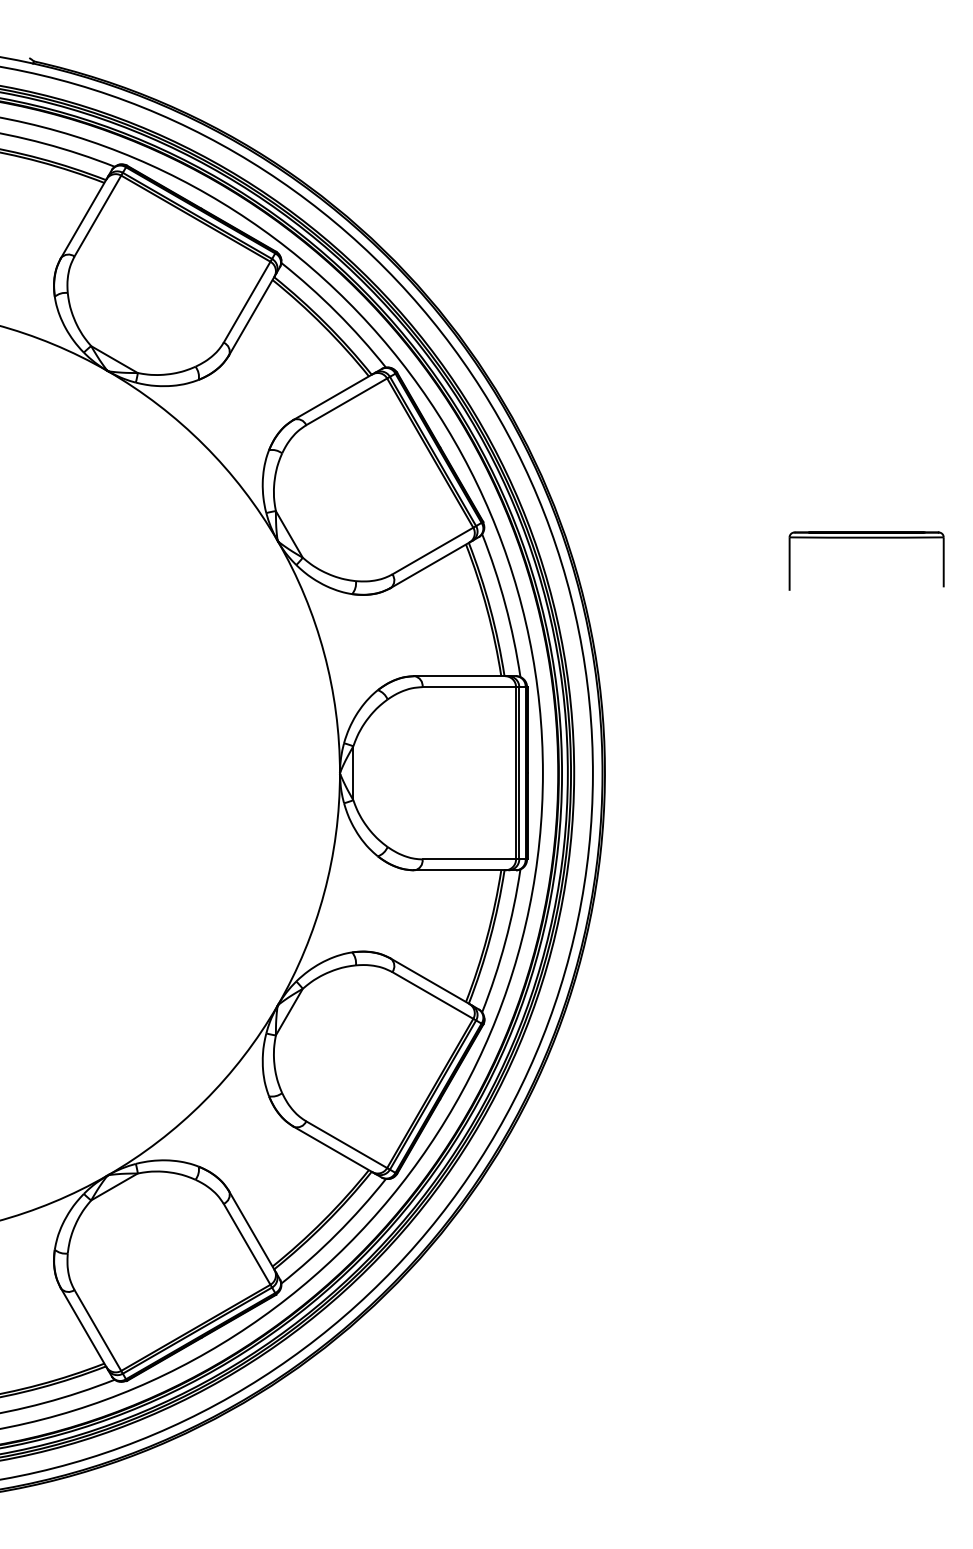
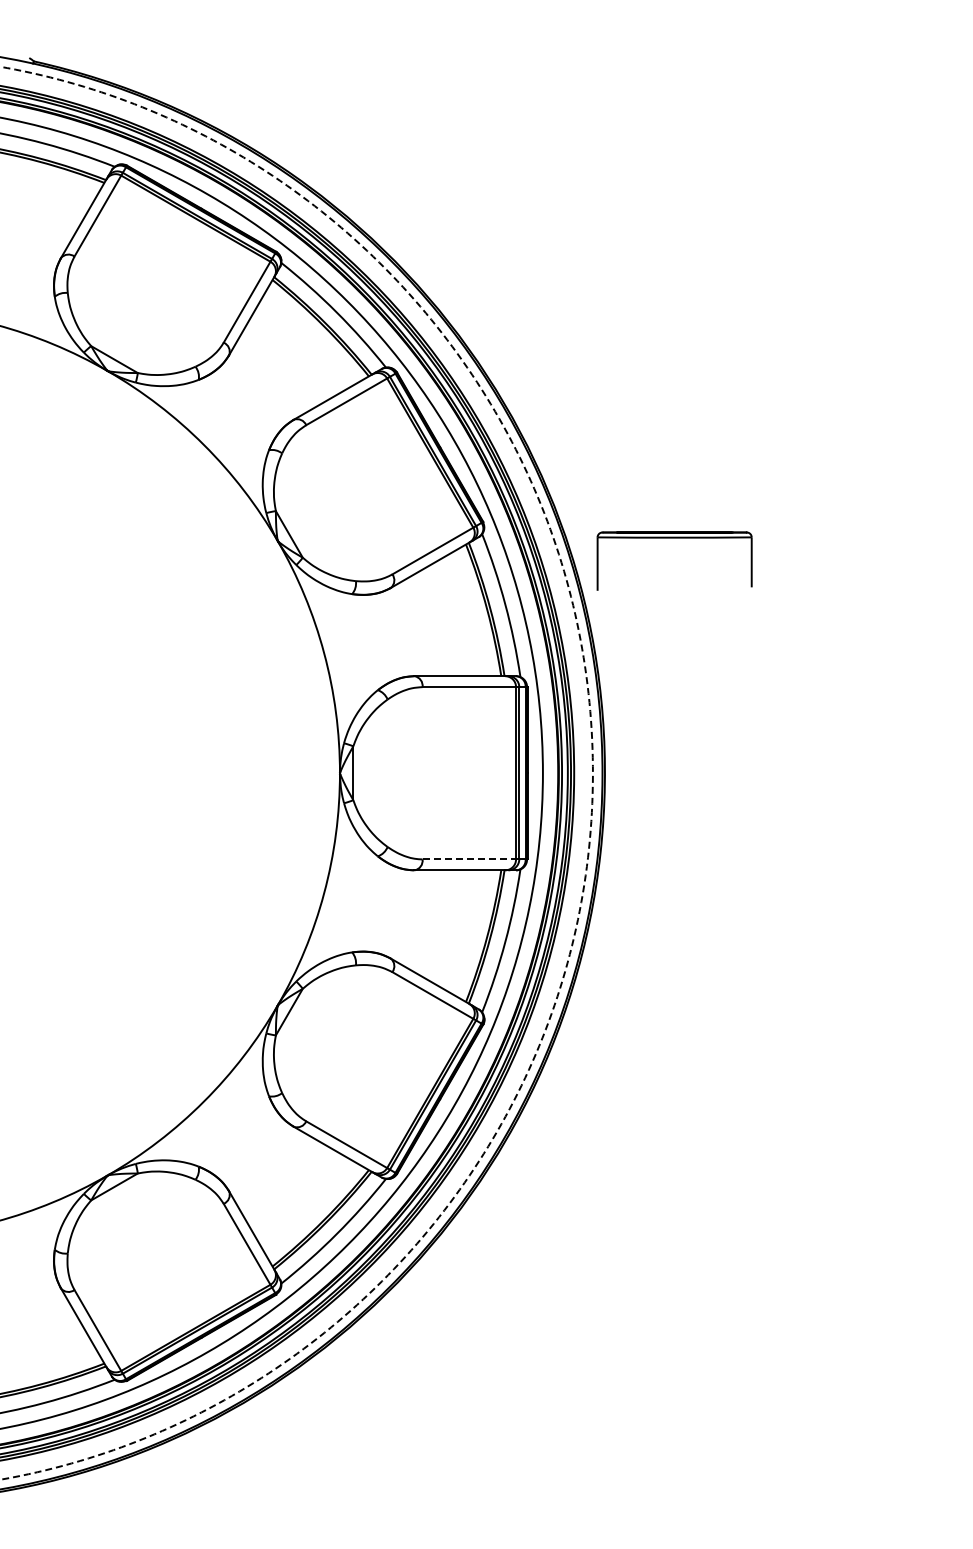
part position: (866, 538) -> (674, 538) (674, 538)
arc: solid -> dashed (592, 773)
line: solid -> dashed (469, 859)
